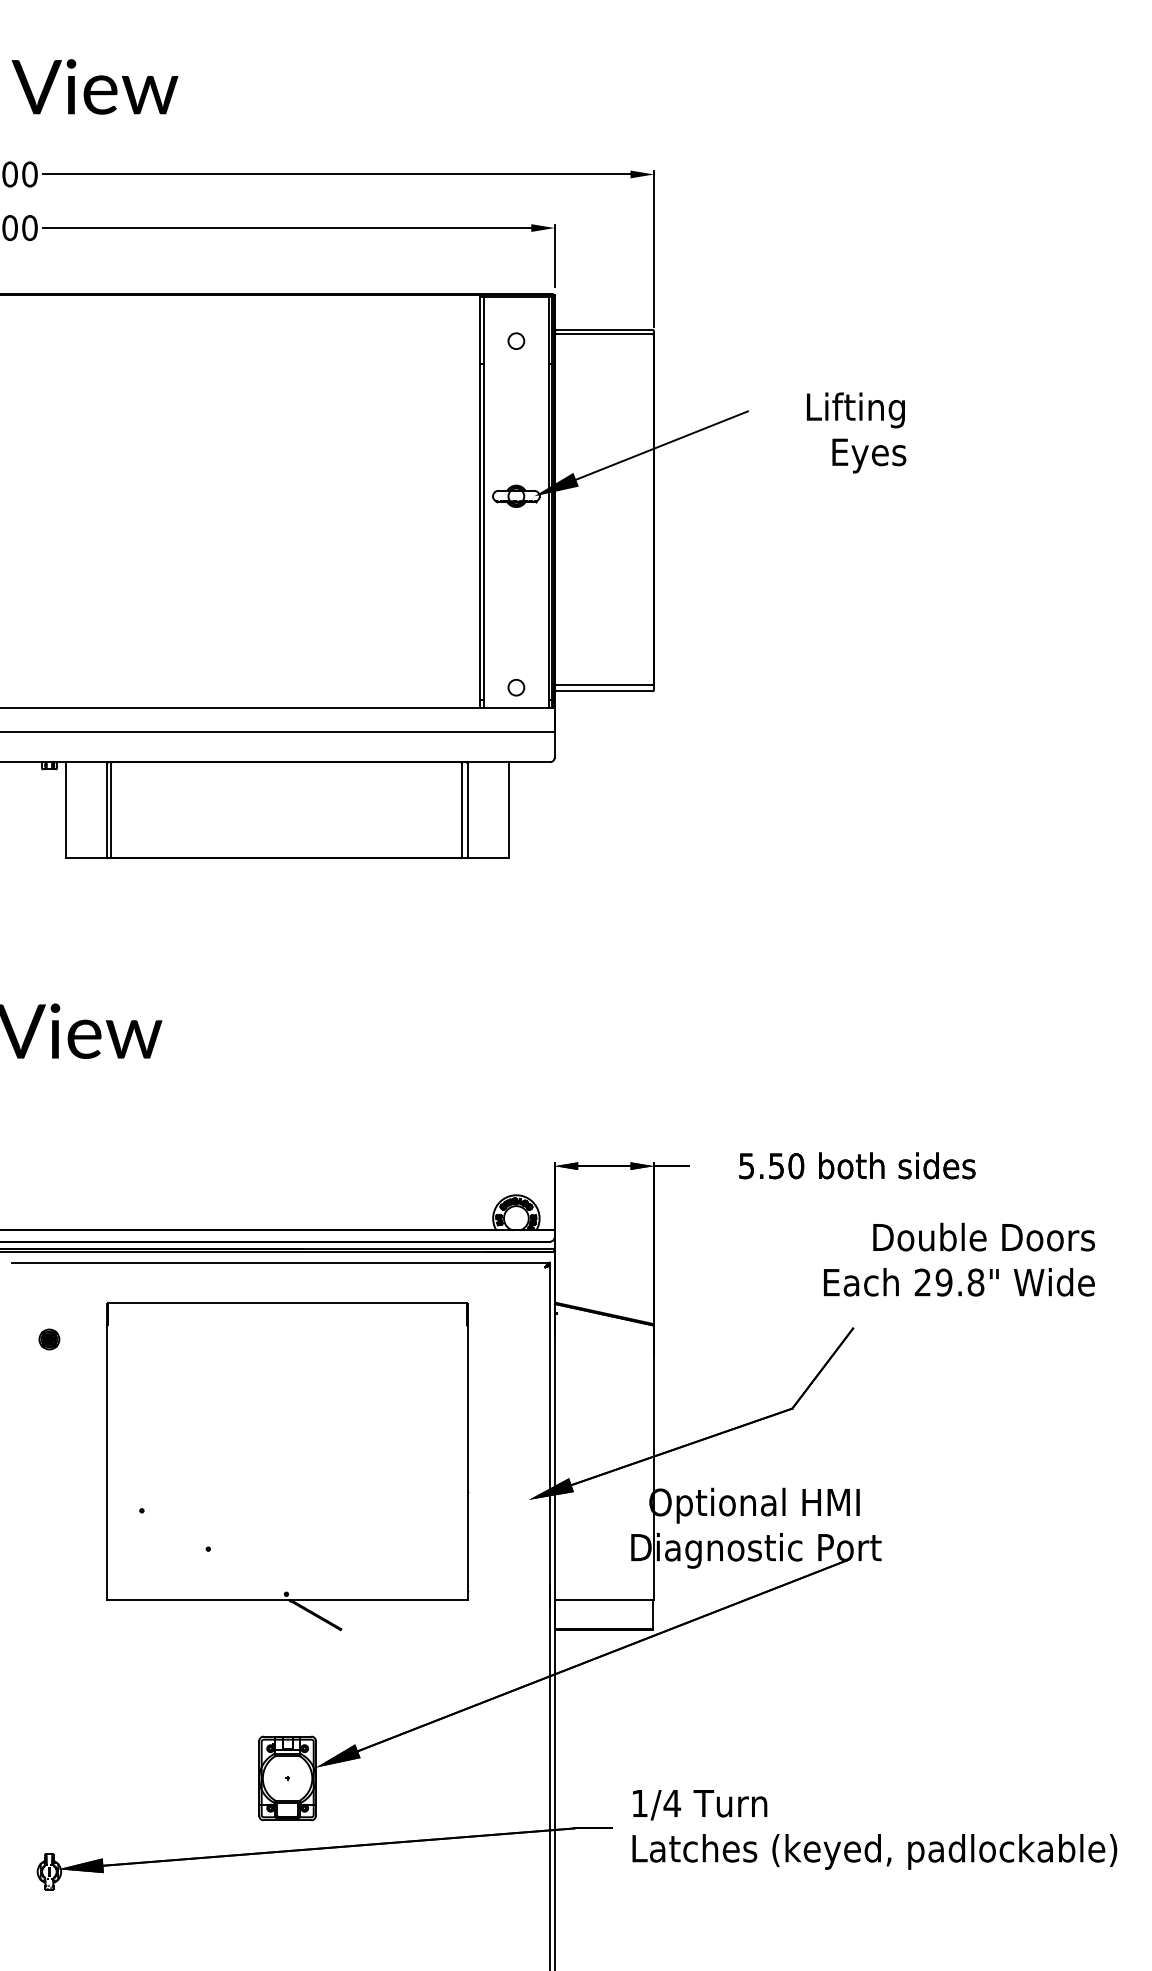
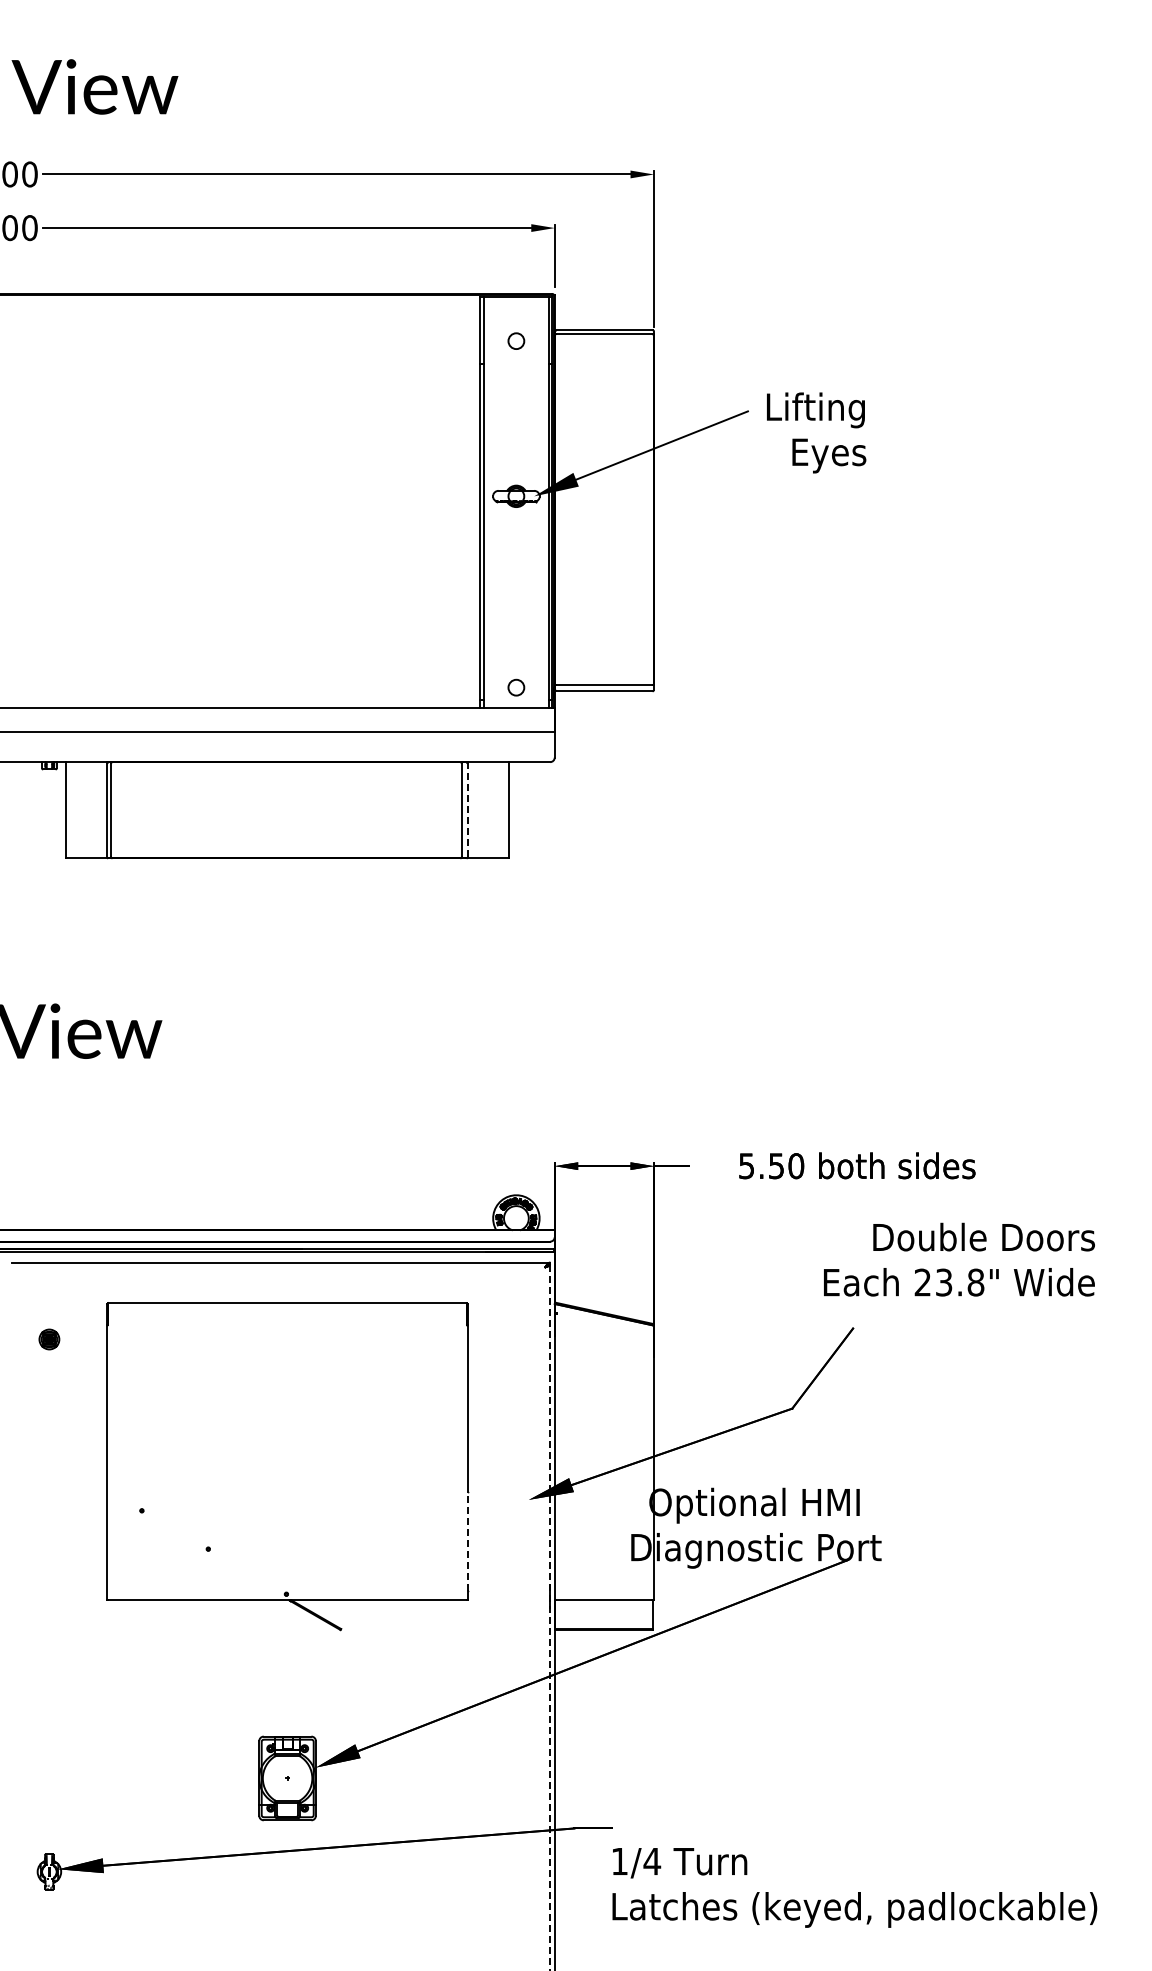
text position: (856, 432) -> (816, 432) (816, 432)
line: solid -> dashed (468, 809)
text: 29.8" -> 23.8" (943, 1282)
line: solid -> dashed (468, 1541)
line: solid -> dashed (549, 1617)
text position: (874, 1829) -> (854, 1887) (854, 1887)
